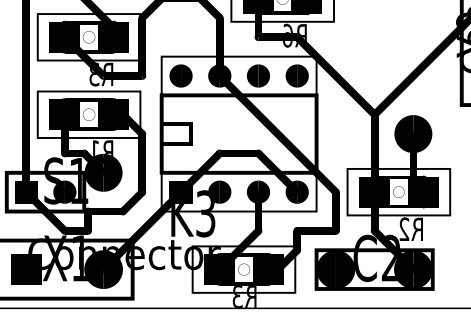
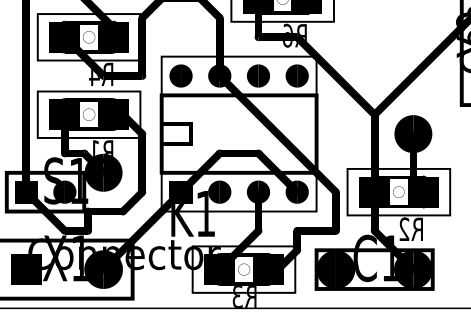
text: R3 -> R4 (94, 74)
text: K3 -> K1 (205, 213)
text: C2 -> C1 (390, 257)
